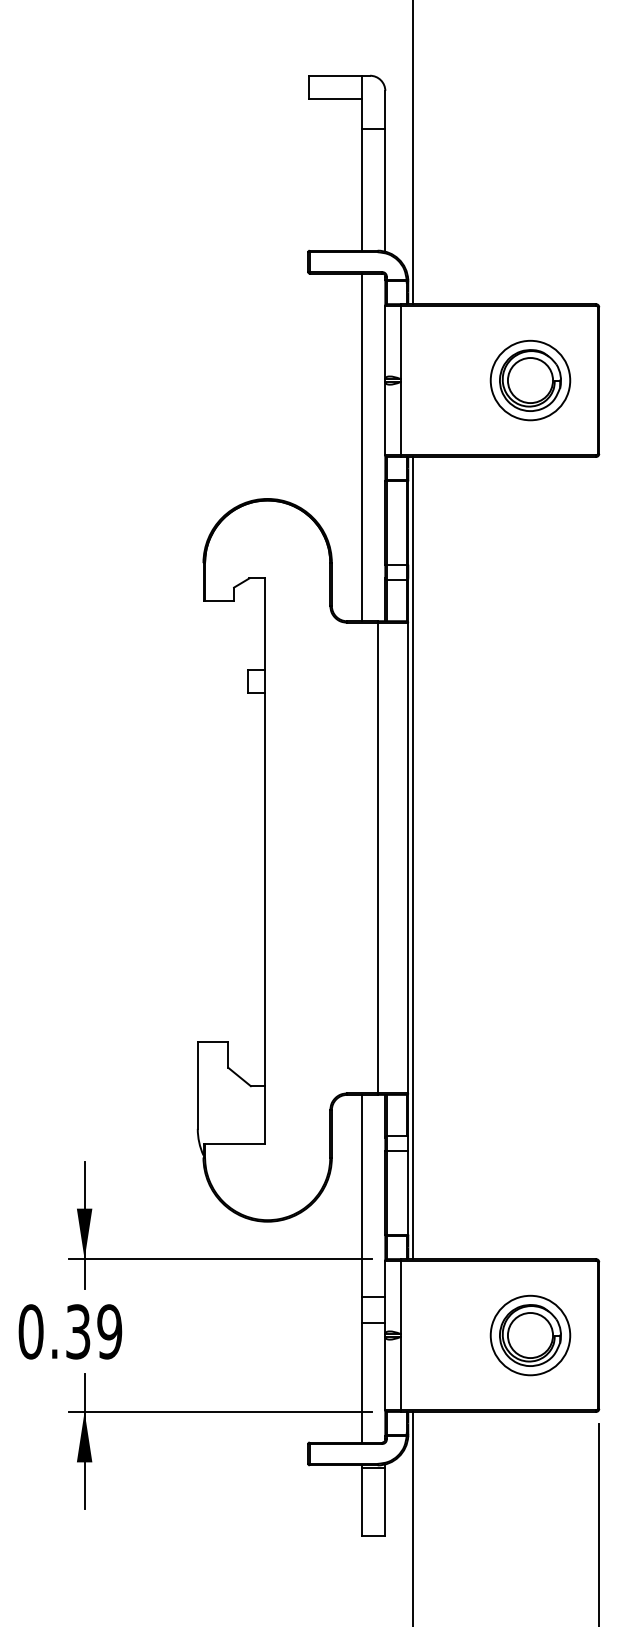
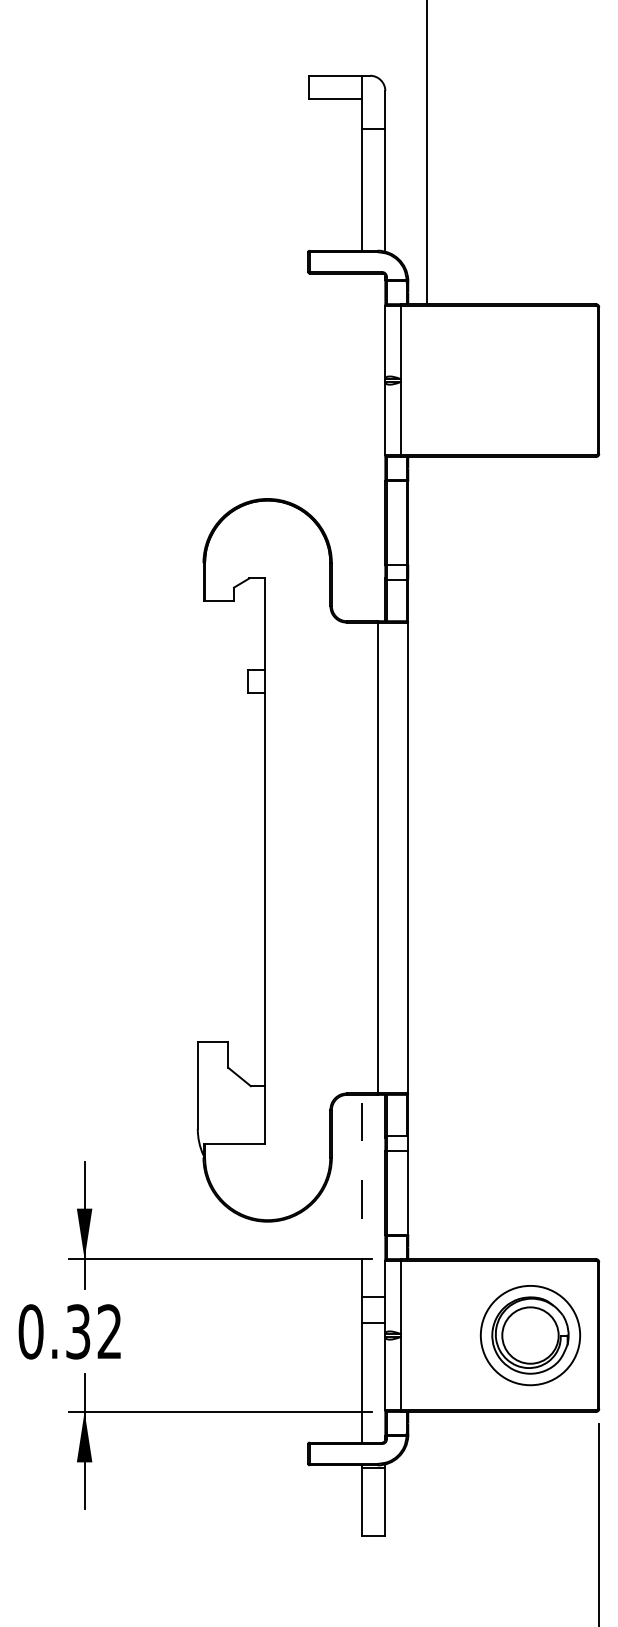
line position: (412, 153) -> (426, 153) (426, 153)
part: present -> none (530, 380)
line: present -> none (362, 447)
line: present -> none (412, 857)
line: solid -> dashed (362, 1195)
text: 0.39 -> 0.32 (109, 1331)
part size: 83x83 px -> 103x102 px (530, 1335)
line: present -> none (412, 1517)
